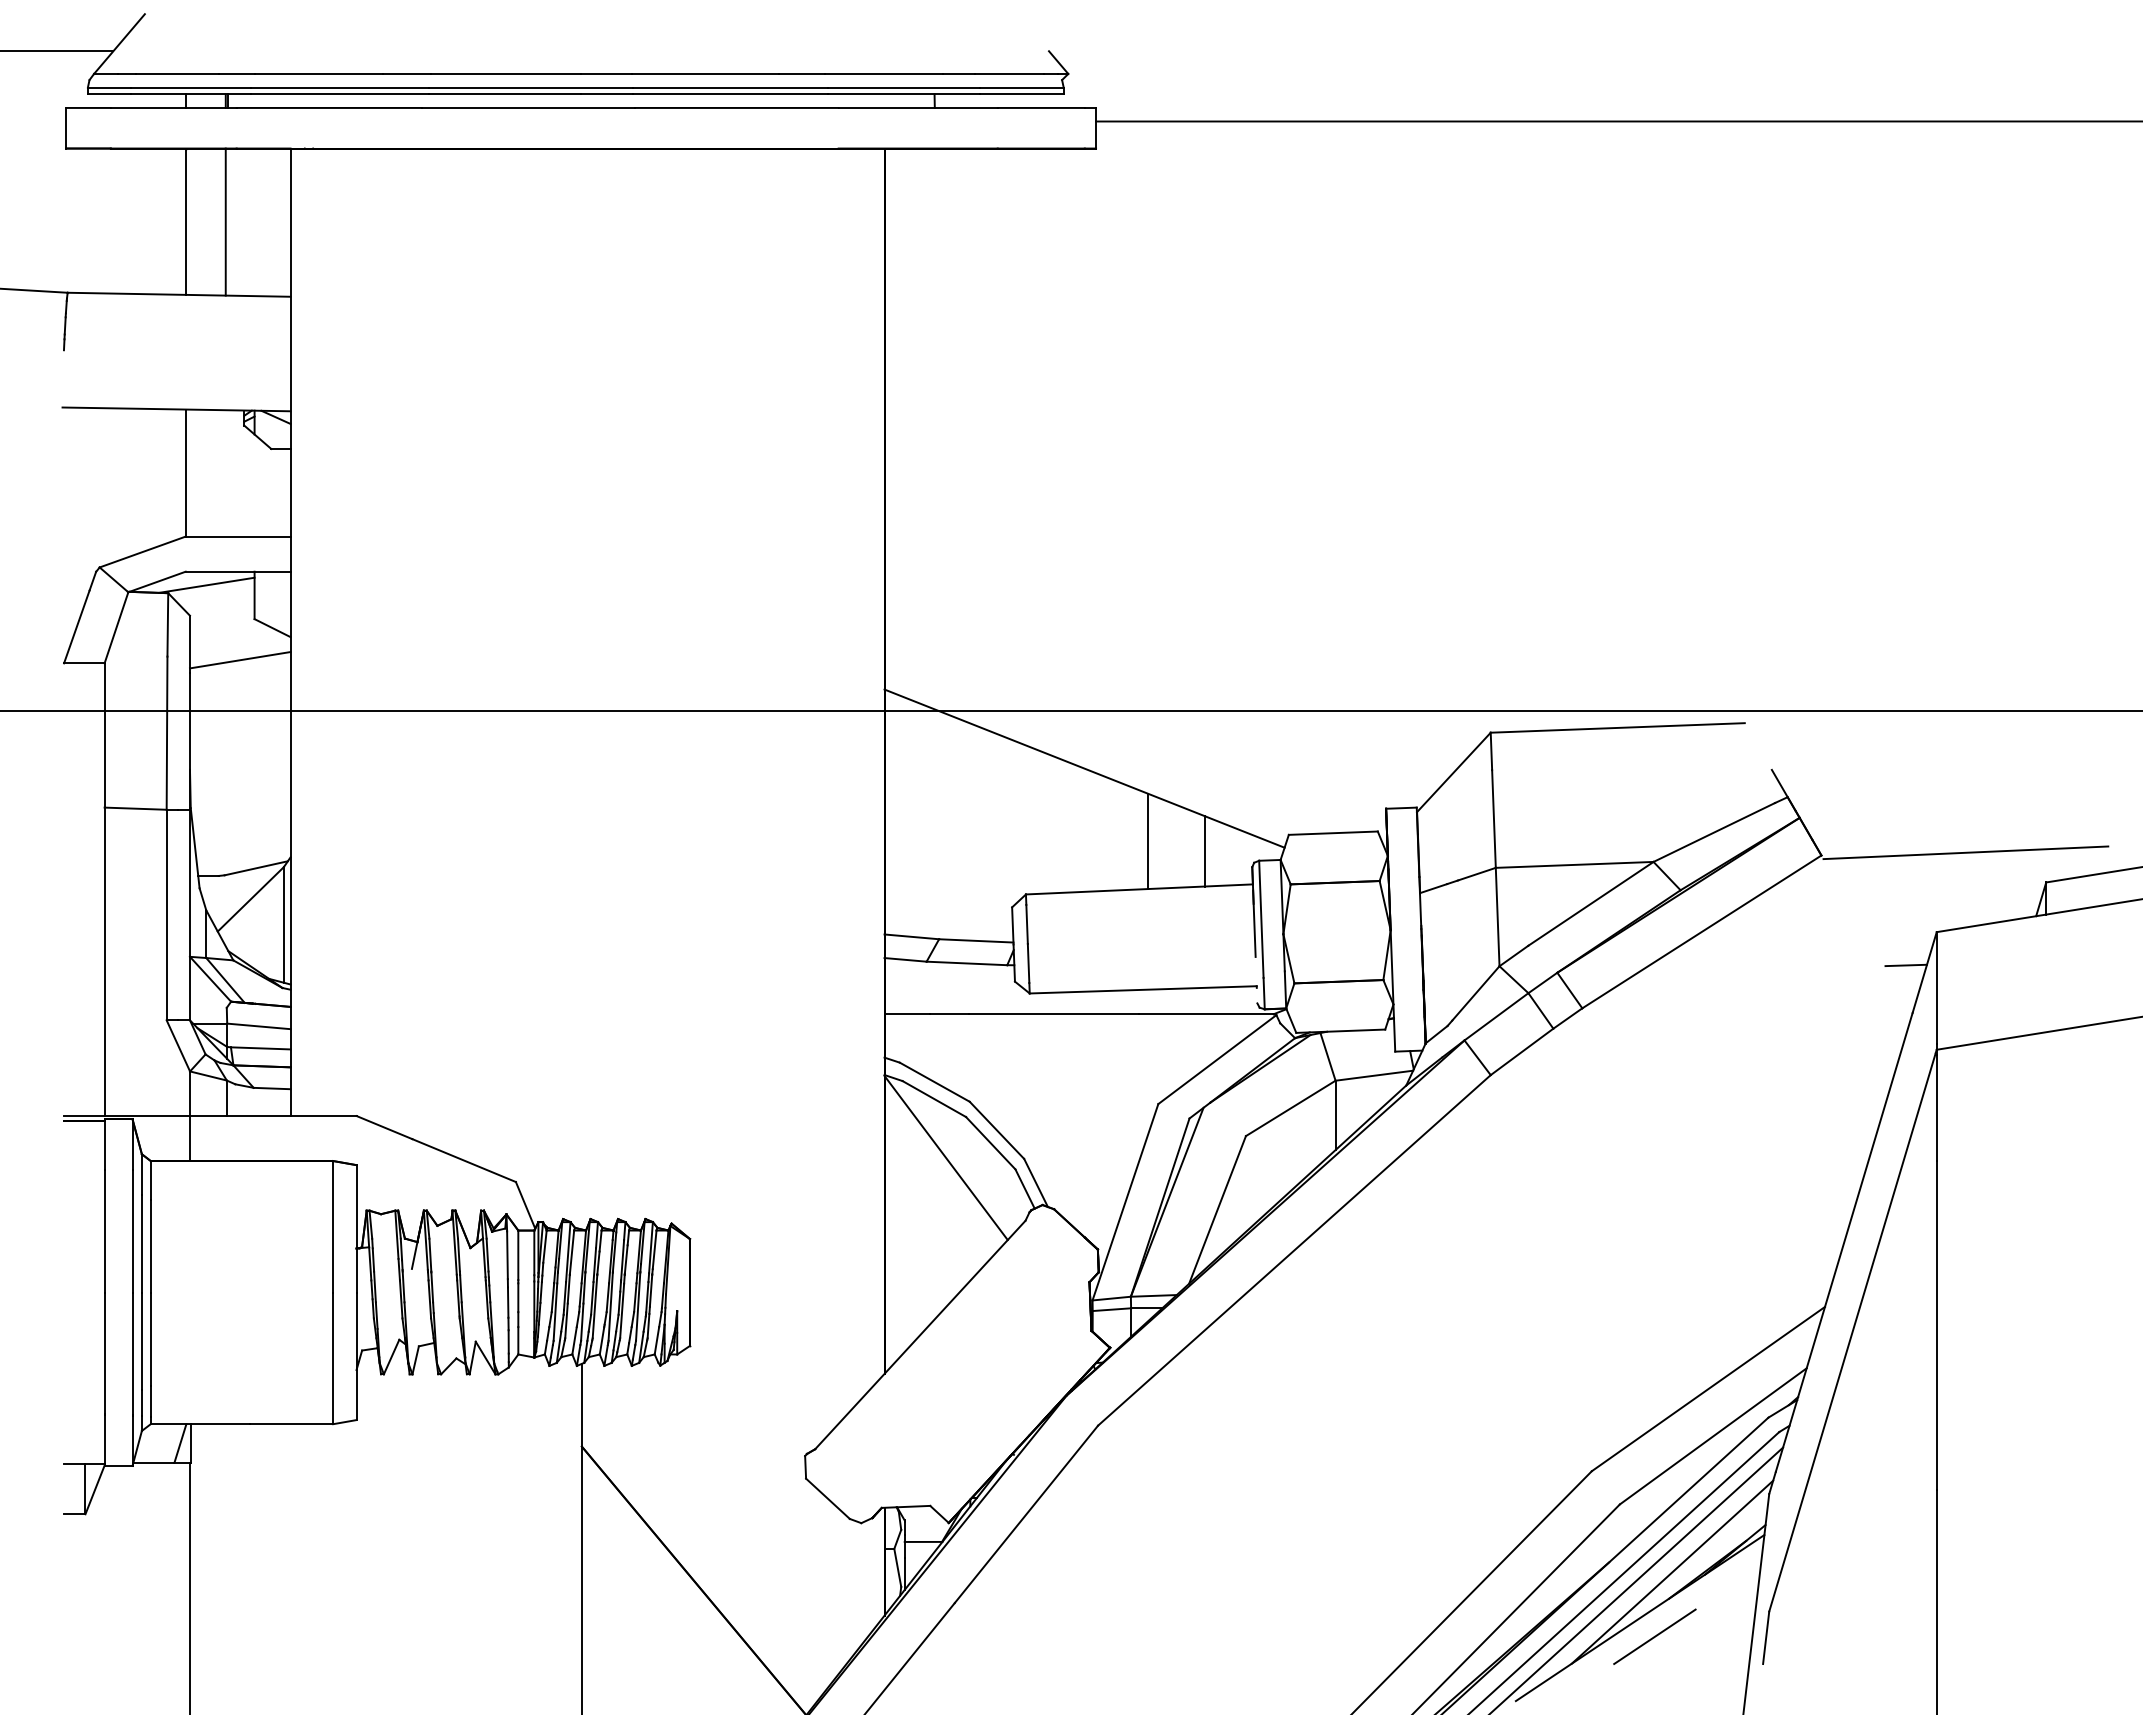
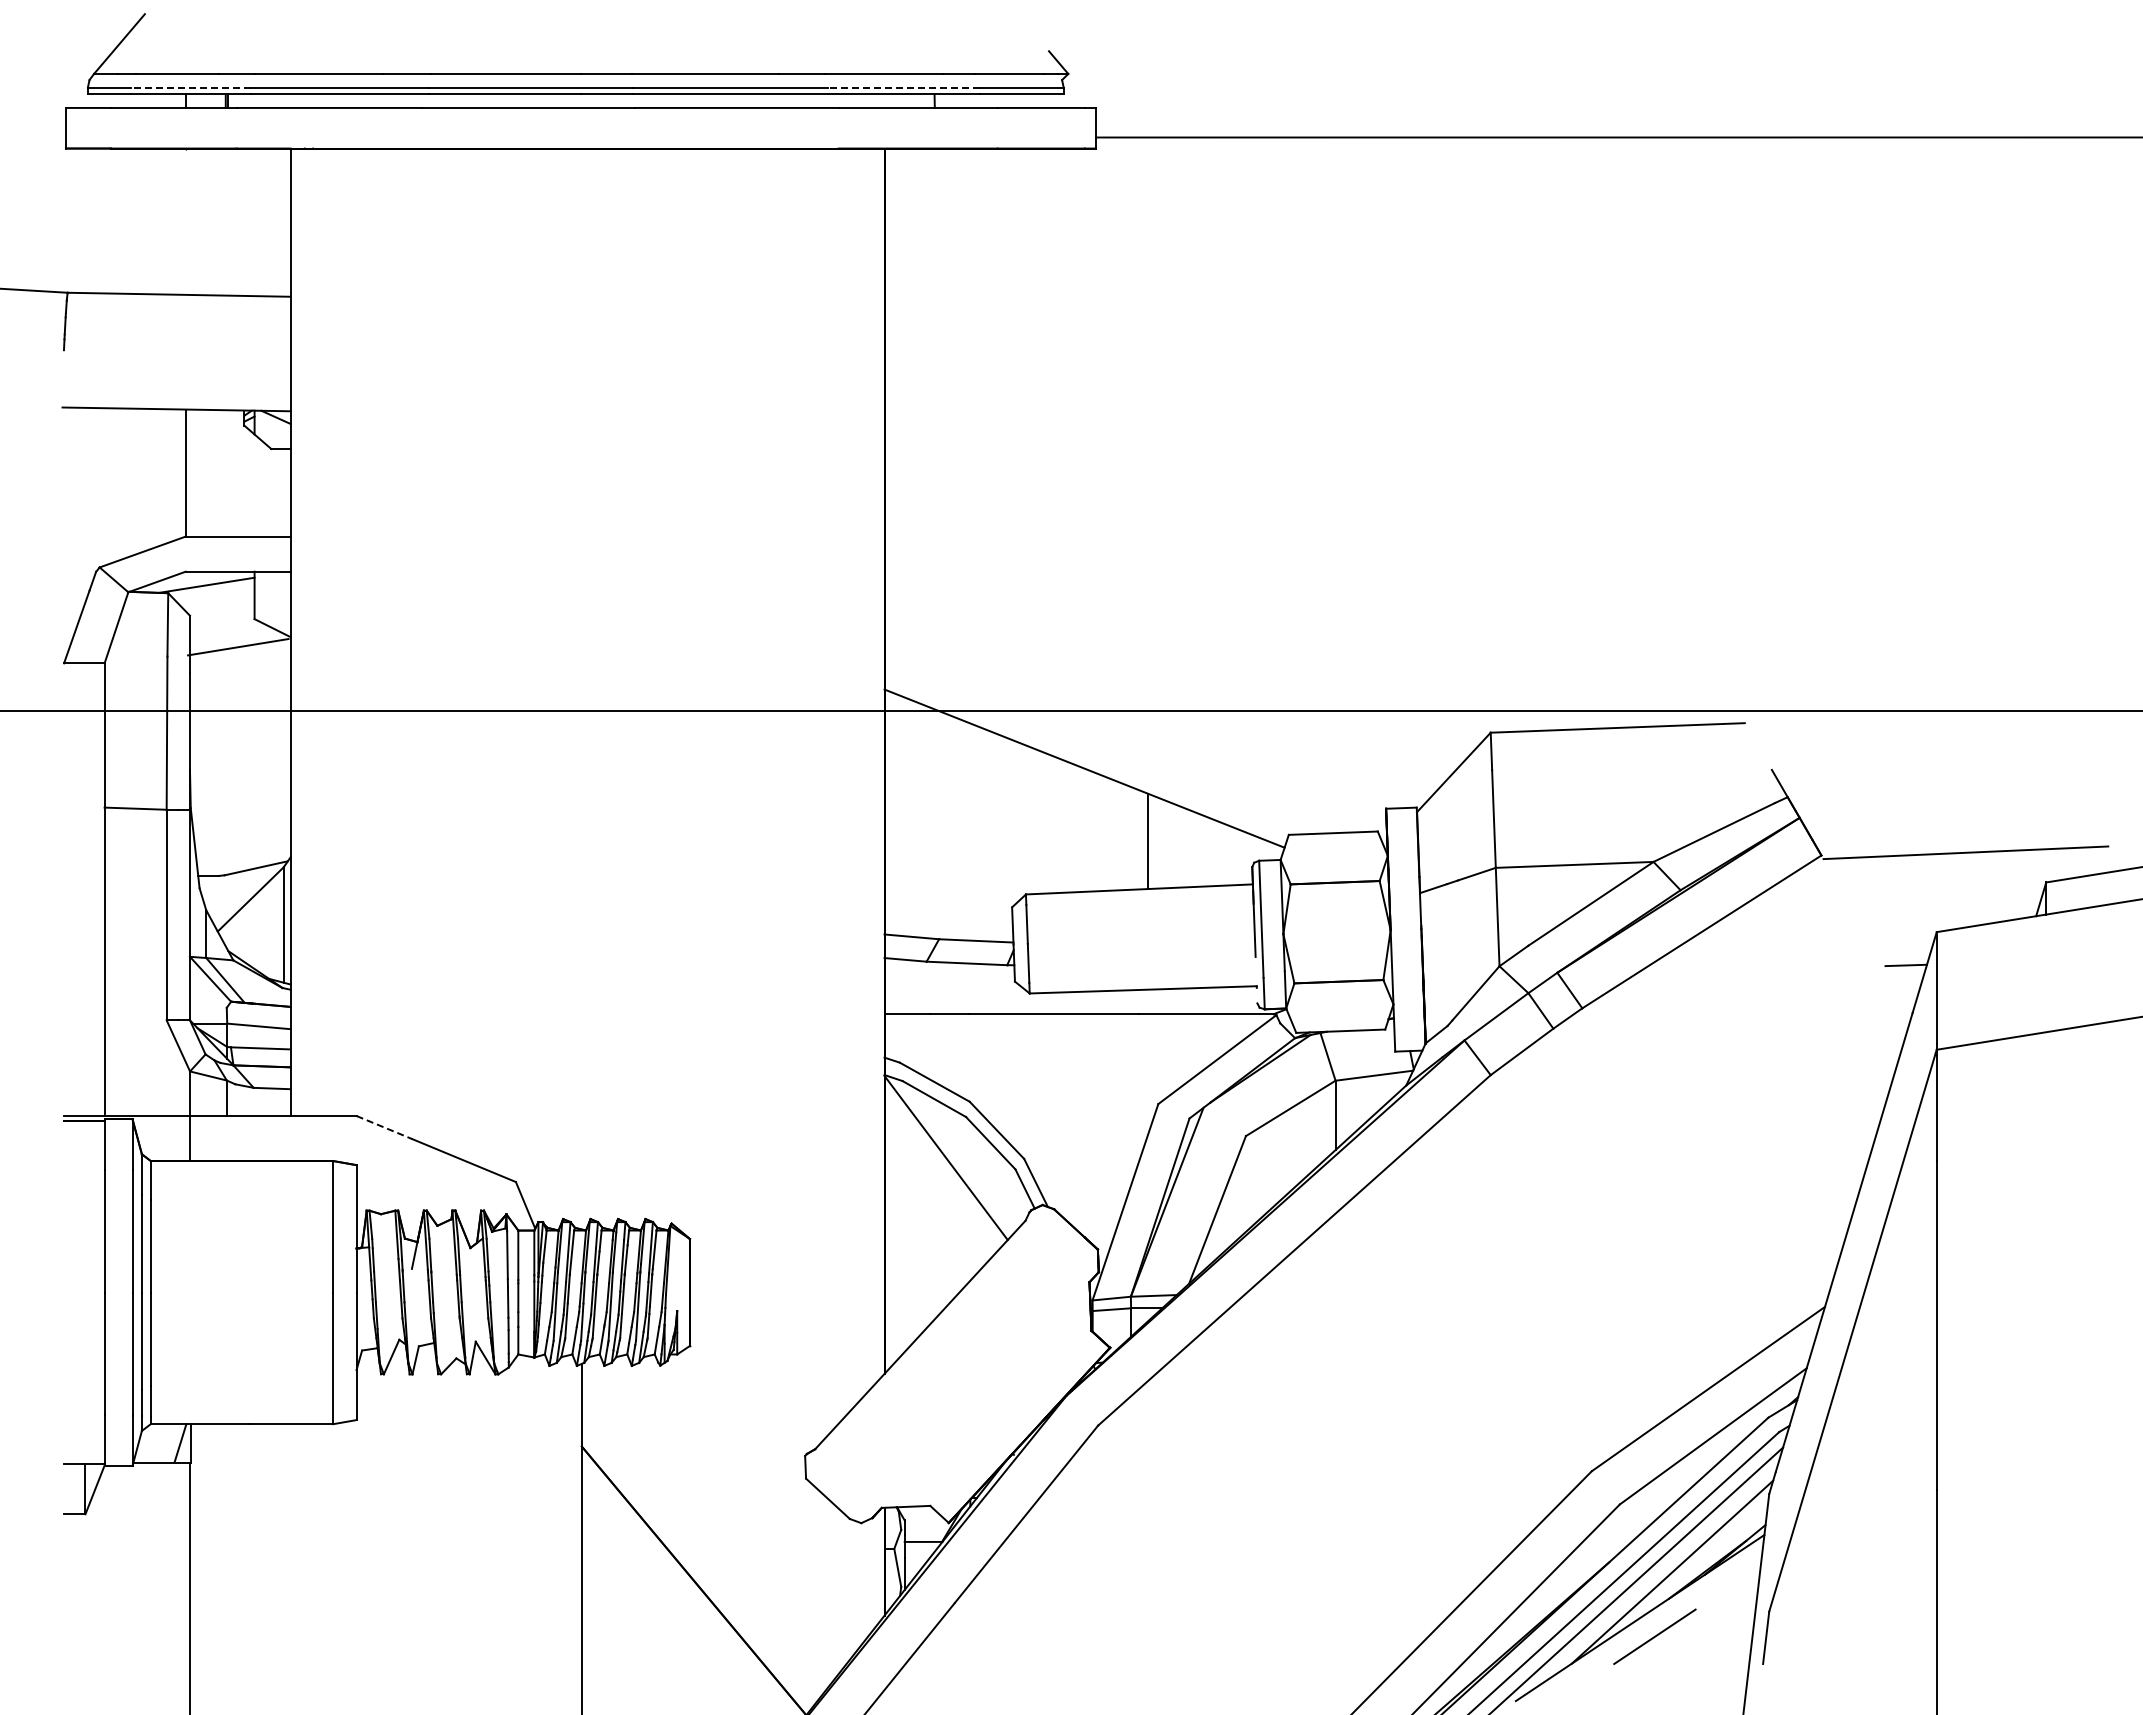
line: present -> none (57, 51)
line: solid -> dashed (190, 87)
line: solid -> dashed (903, 87)
line position: (1617, 121) -> (1617, 137) (1617, 137)
line: present -> none (185, 221)
line: present -> none (225, 221)
line position: (239, 660) -> (237, 647) (237, 647)
line: present -> none (1205, 851)
line: solid -> dashed (384, 1127)
